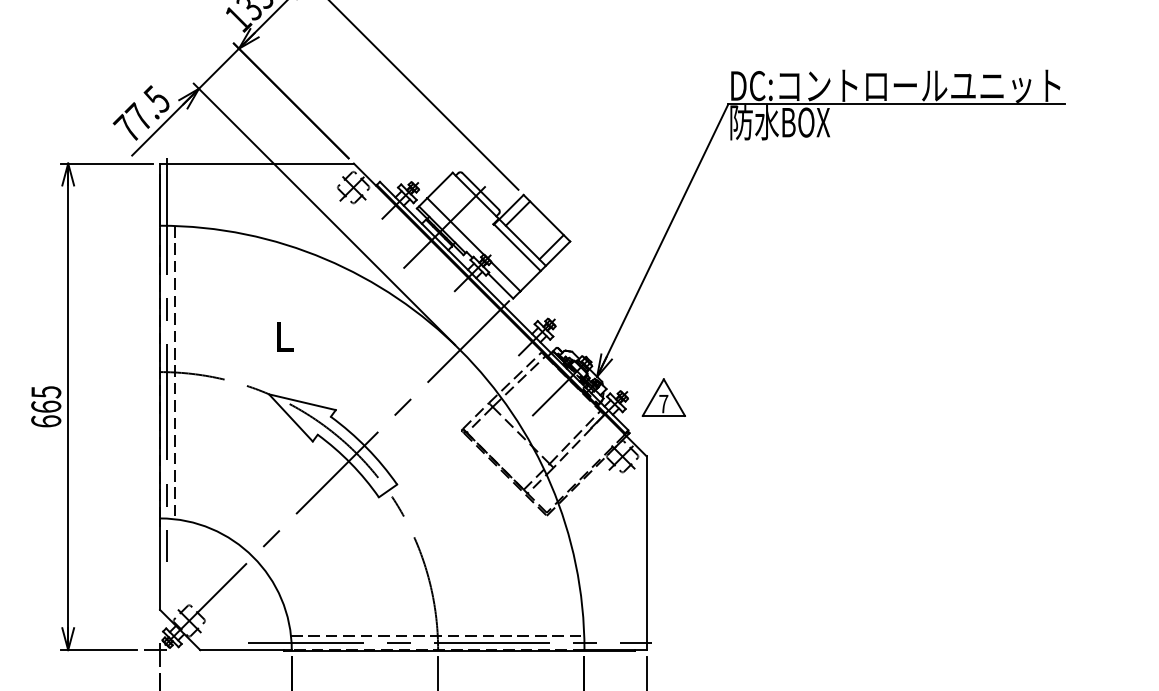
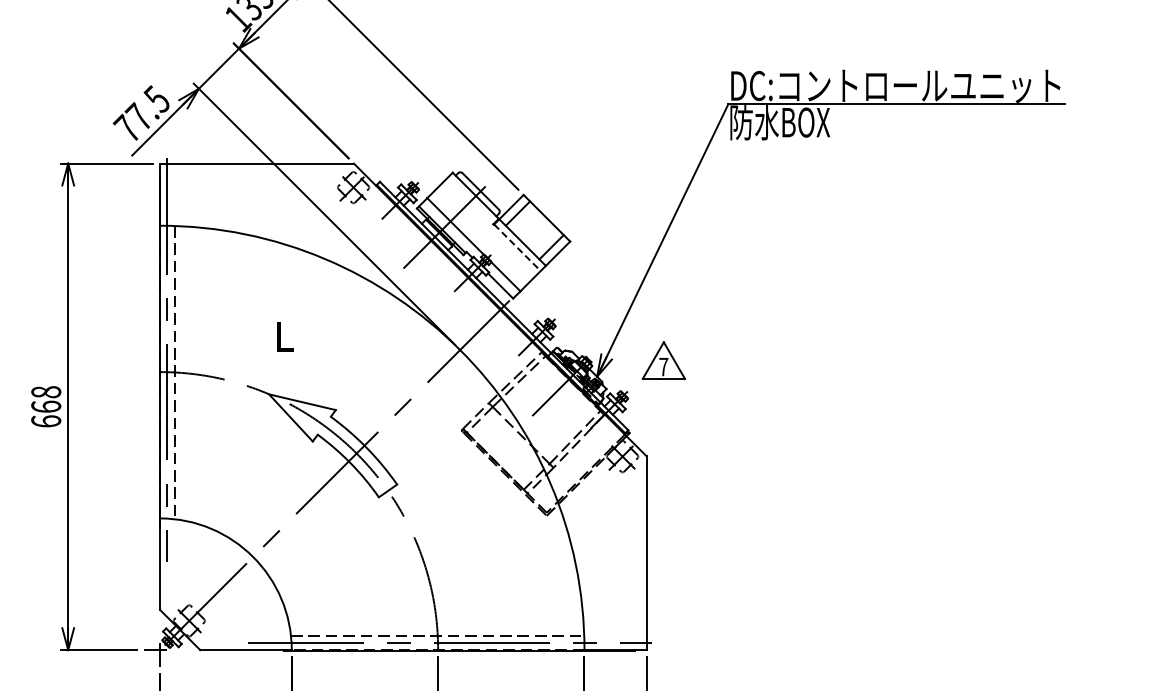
line: solid -> dashed (517, 247)
text: 665 -> 668 (46, 392)
part position: (663, 397) -> (663, 360) (663, 360)
